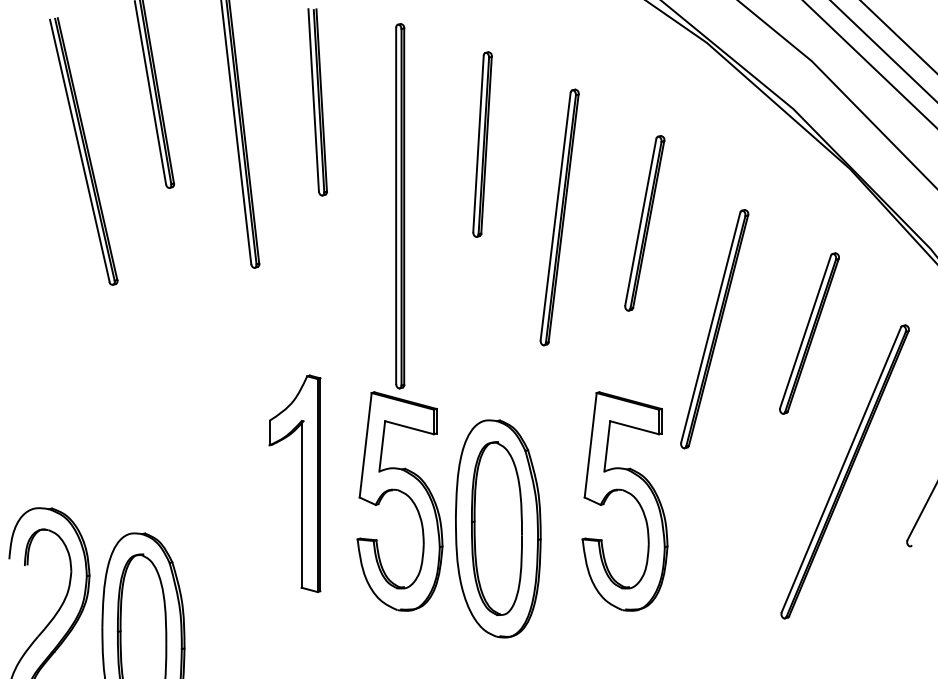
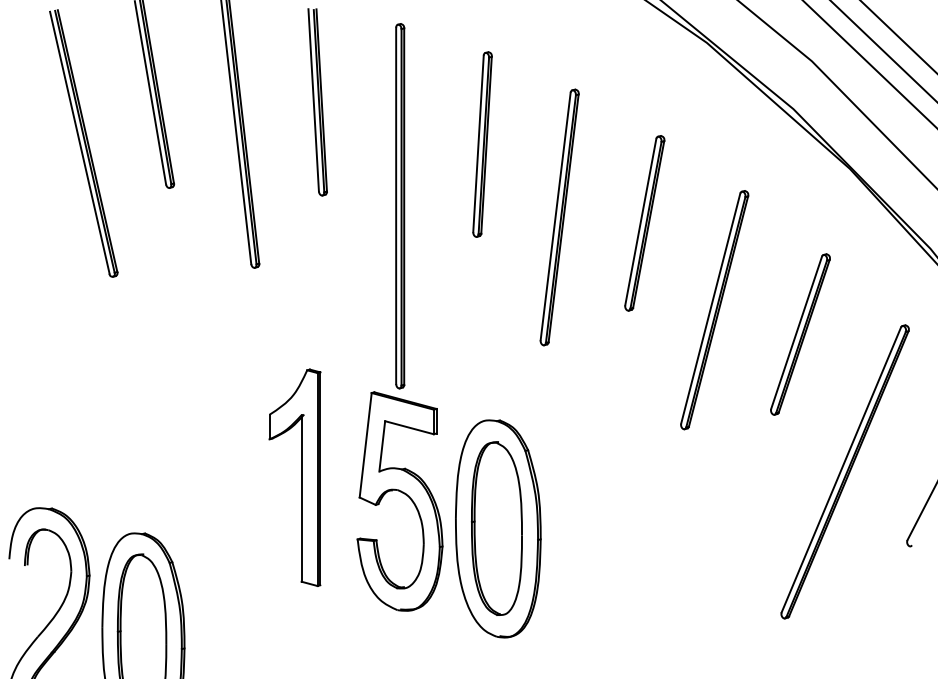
part position: (83, 151) -> (83, 143) (83, 143)
part position: (714, 329) -> (714, 310) (714, 310)
part position: (809, 333) -> (800, 334) (800, 334)
part position: (301, 483) -> (301, 477) (301, 477)
part: present -> none (630, 495)
